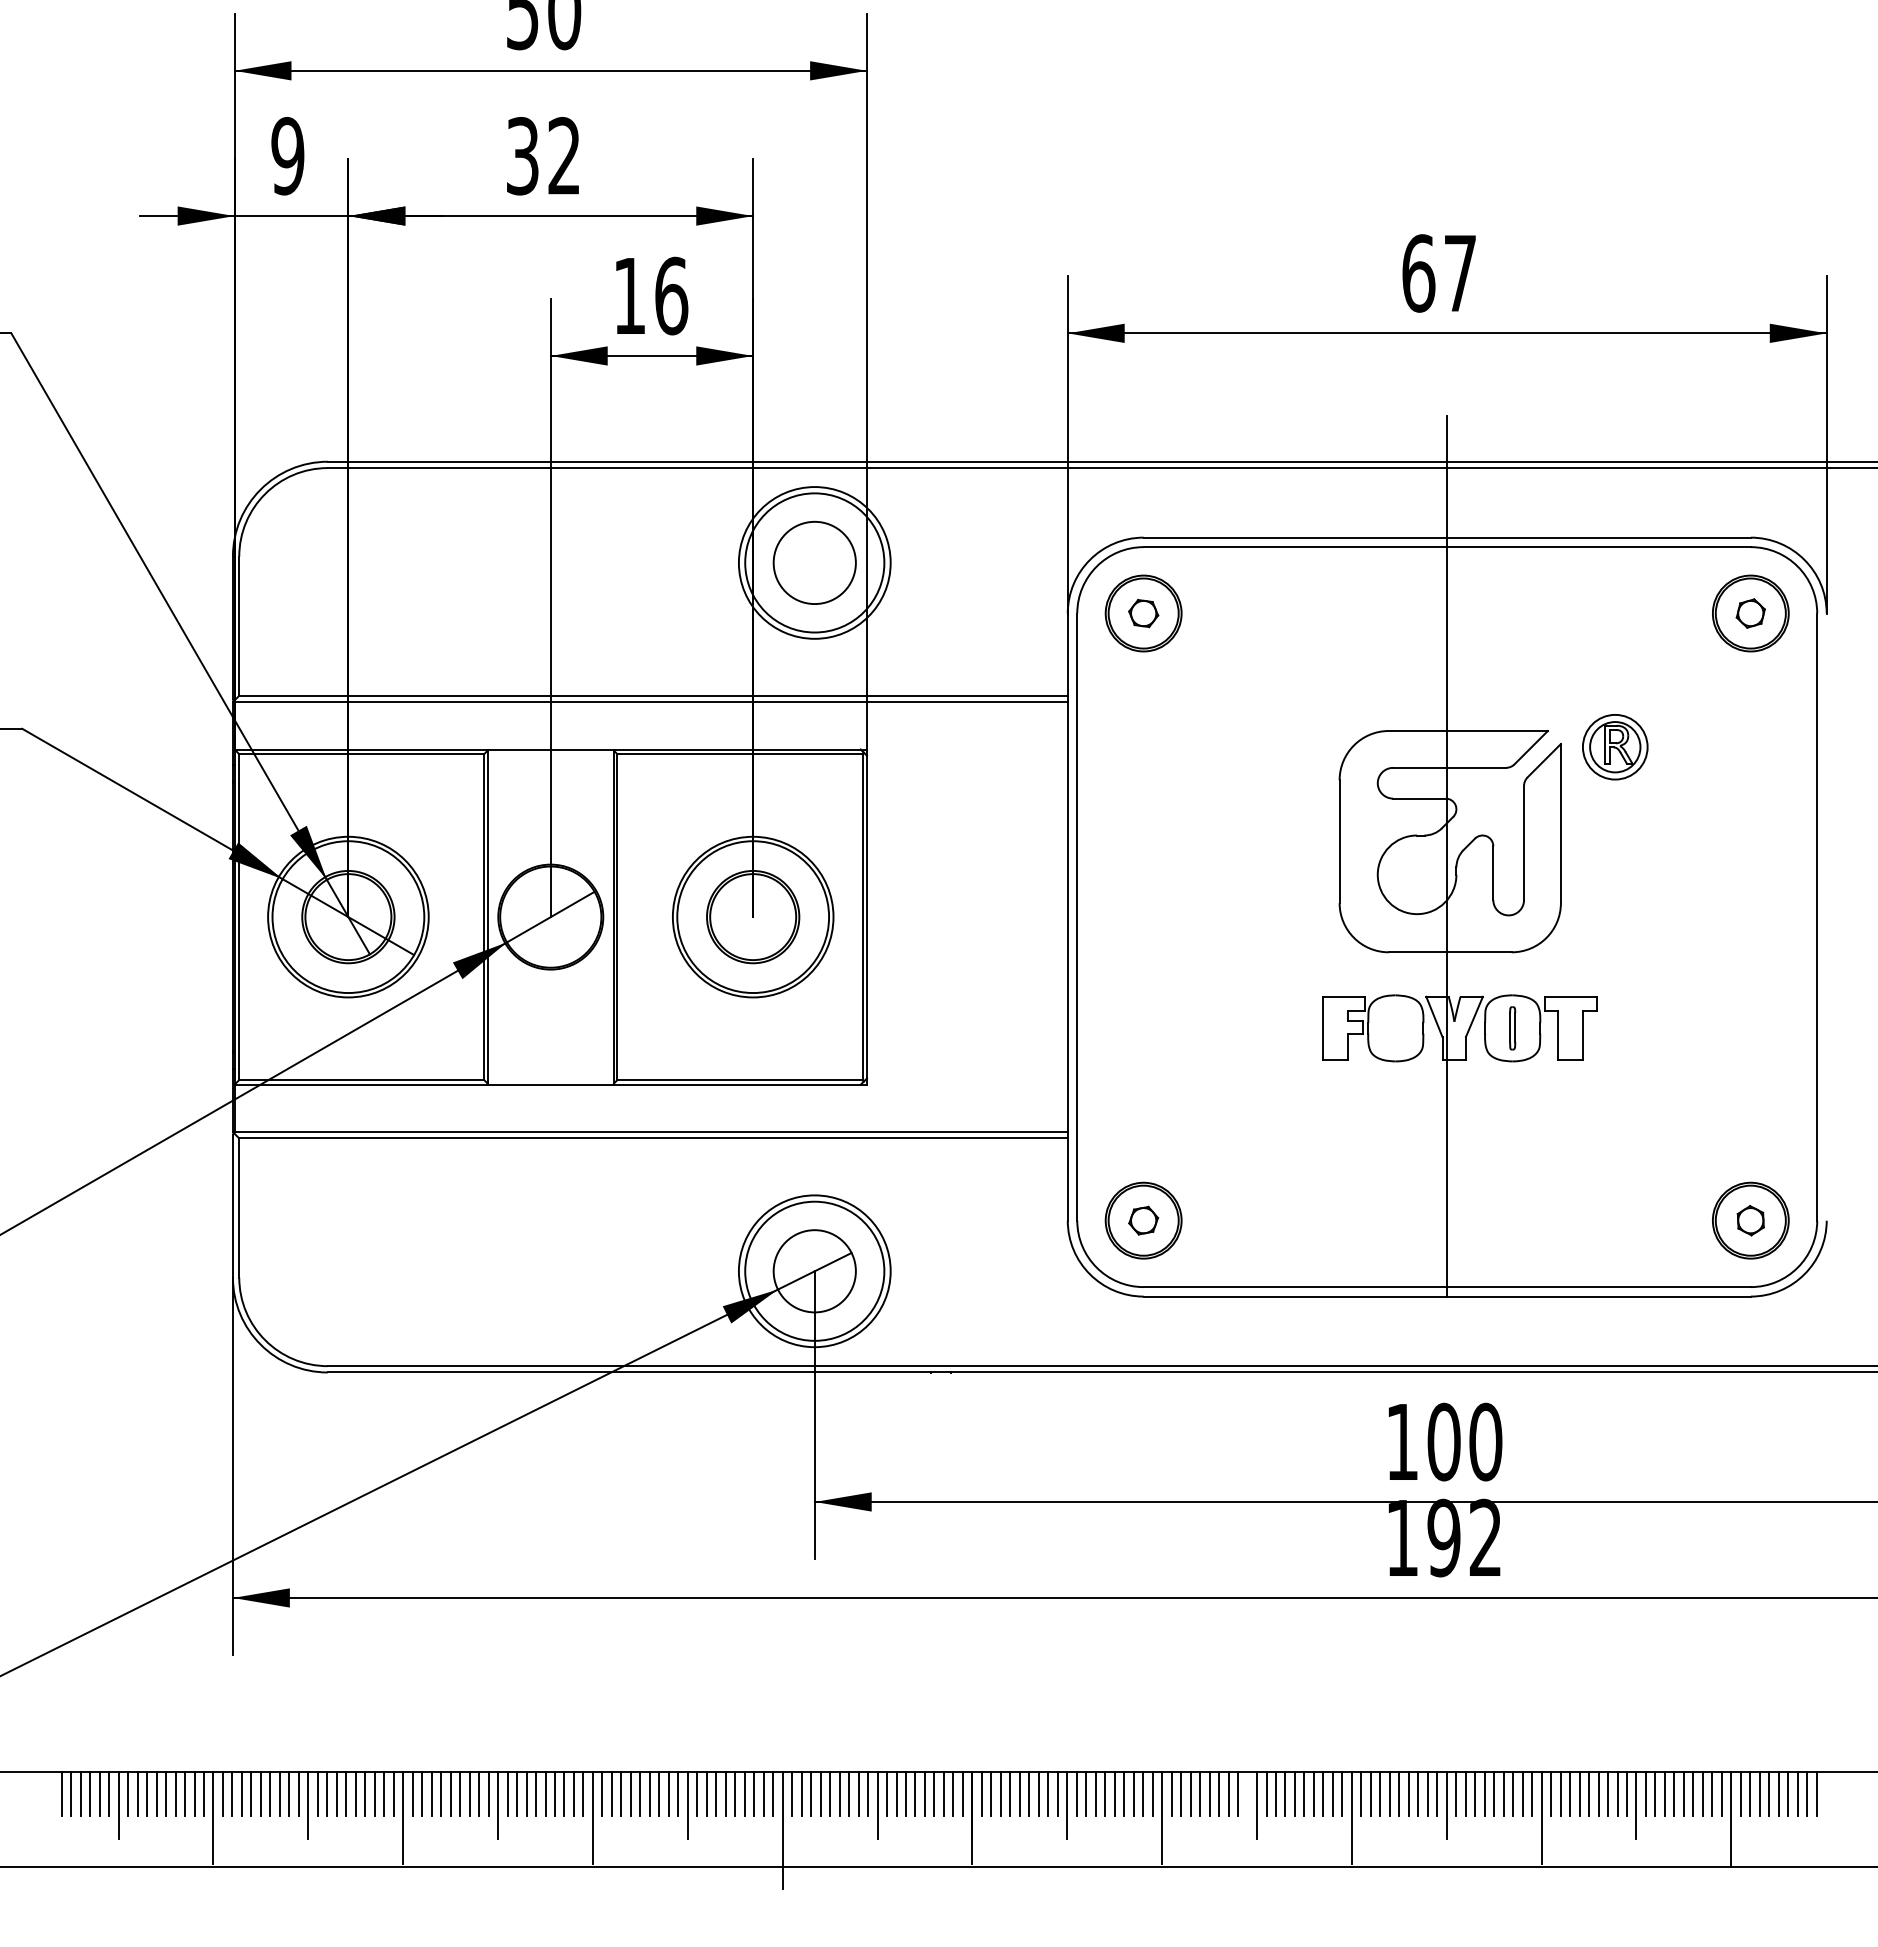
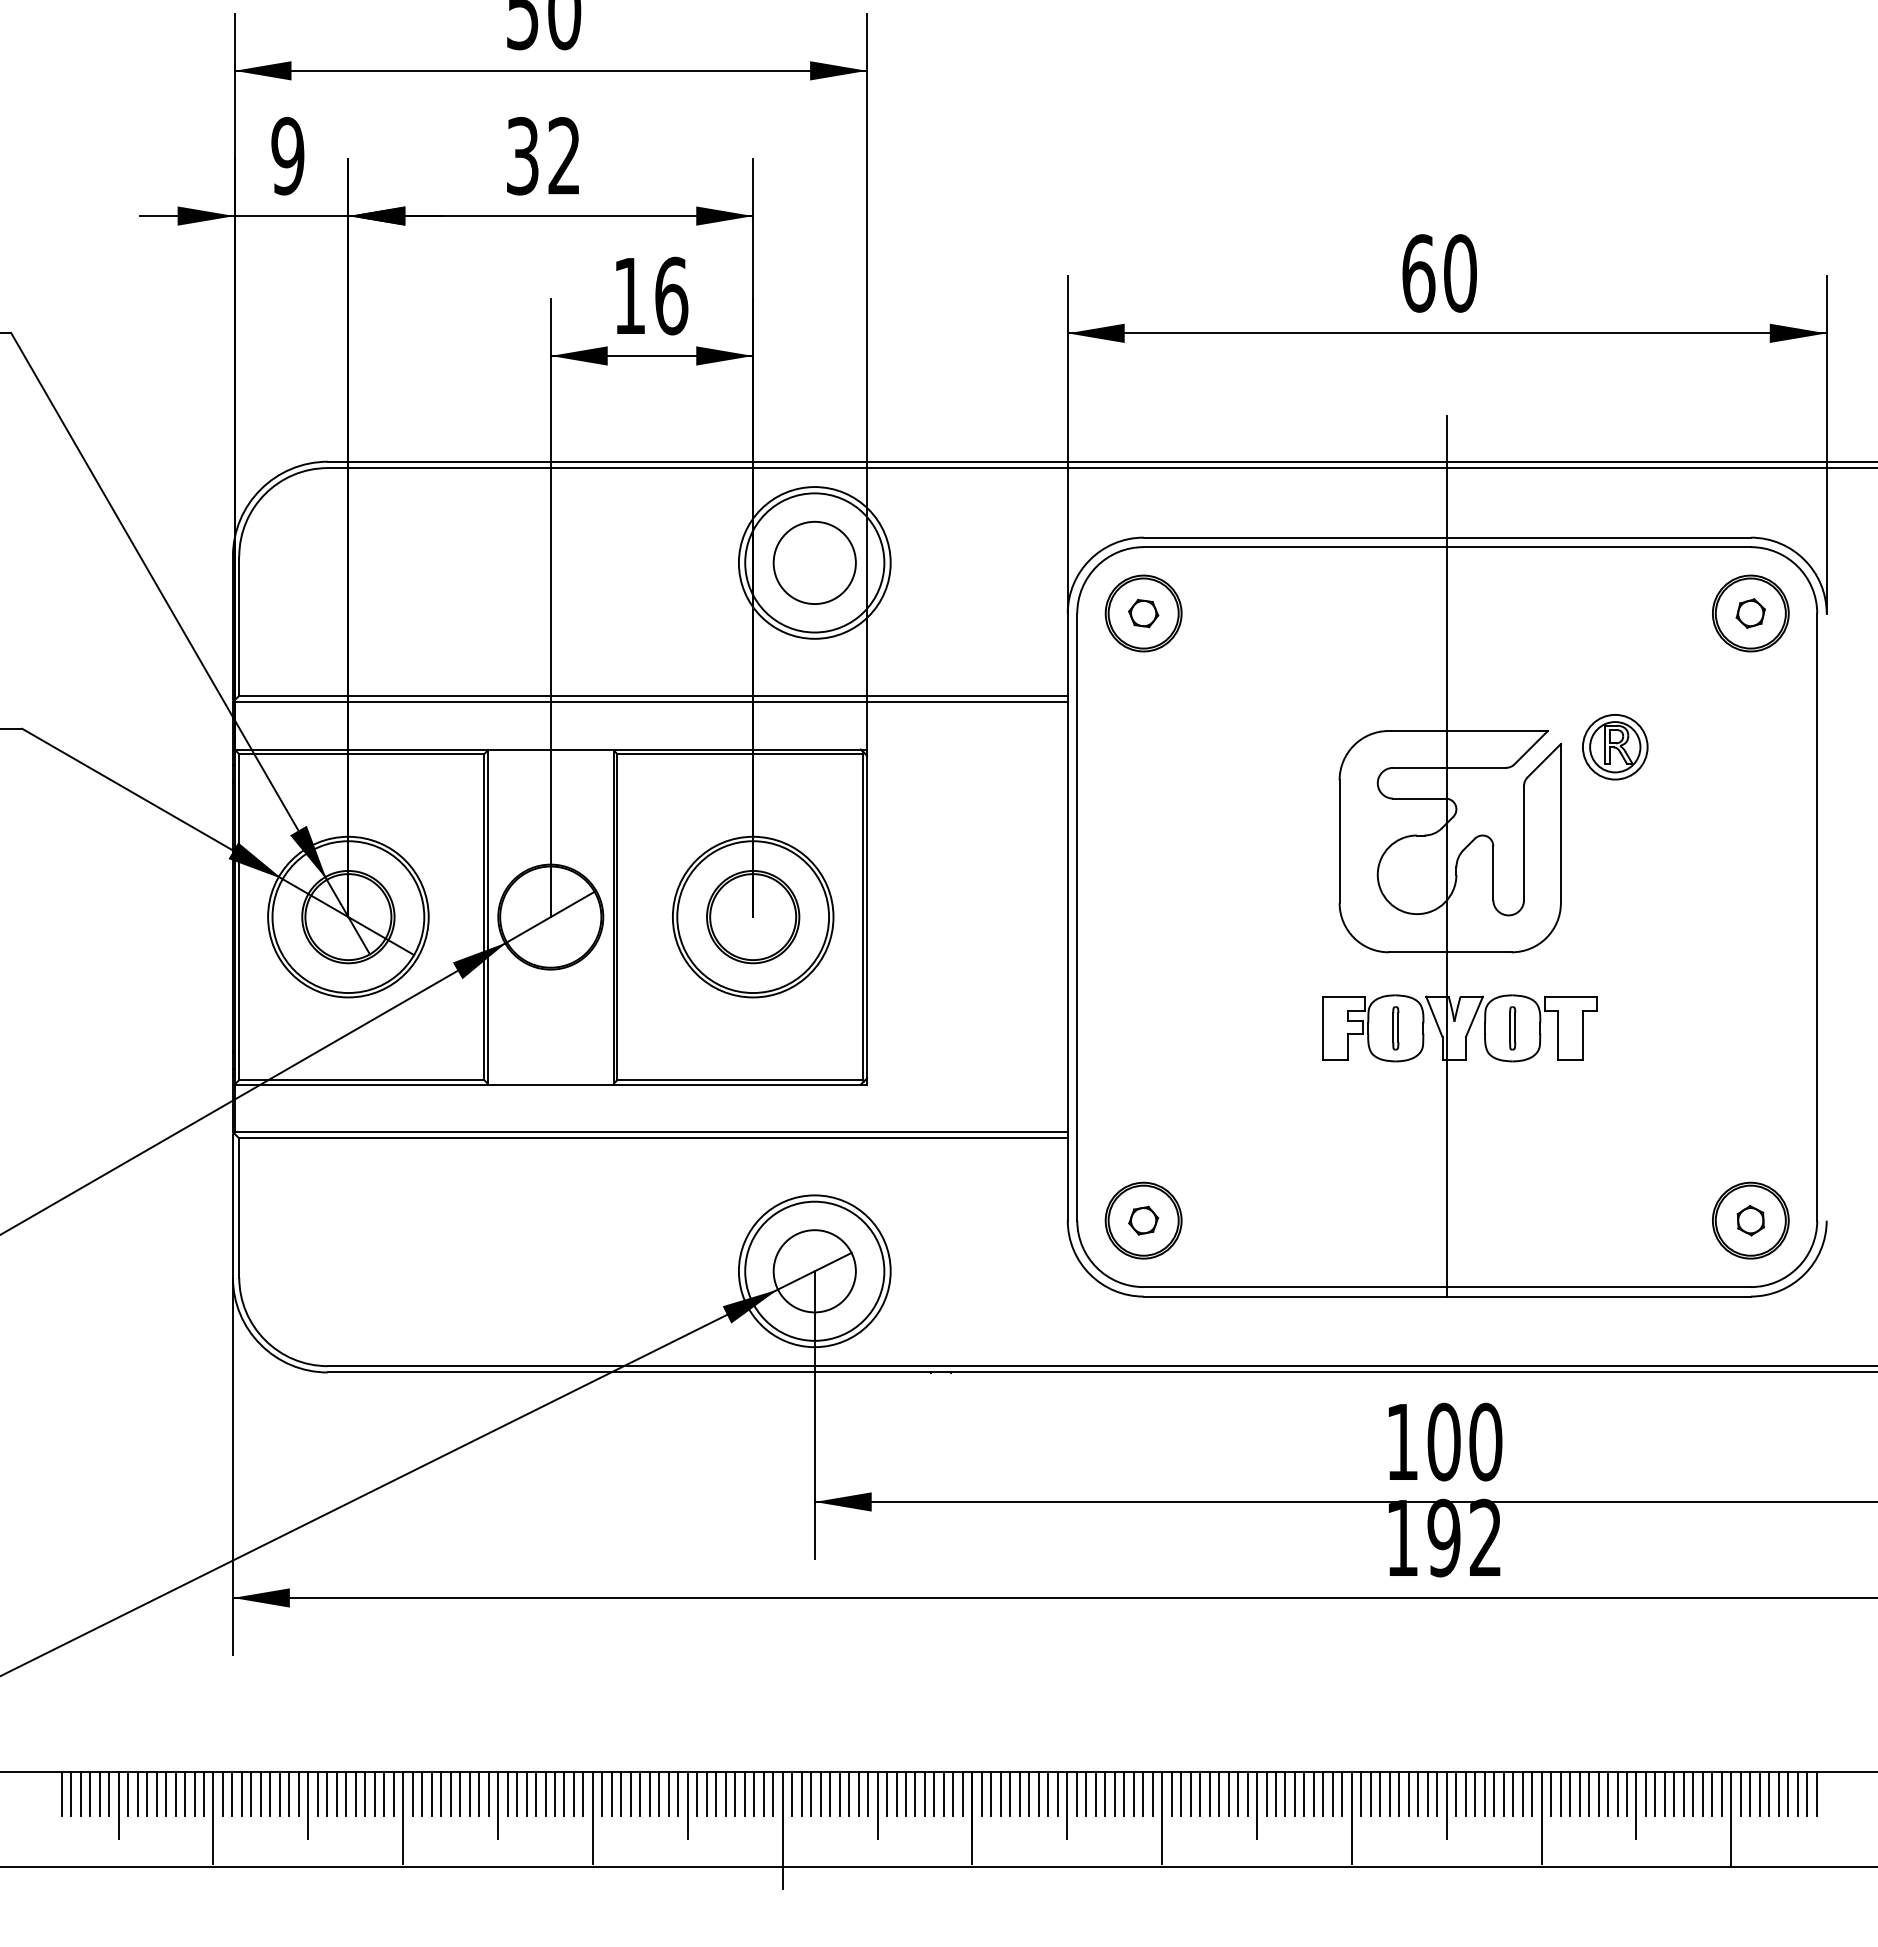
text: 67 -> 60 (1460, 273)
part: none -> present (1395, 1028)
line: none -> present (1247, 1794)
